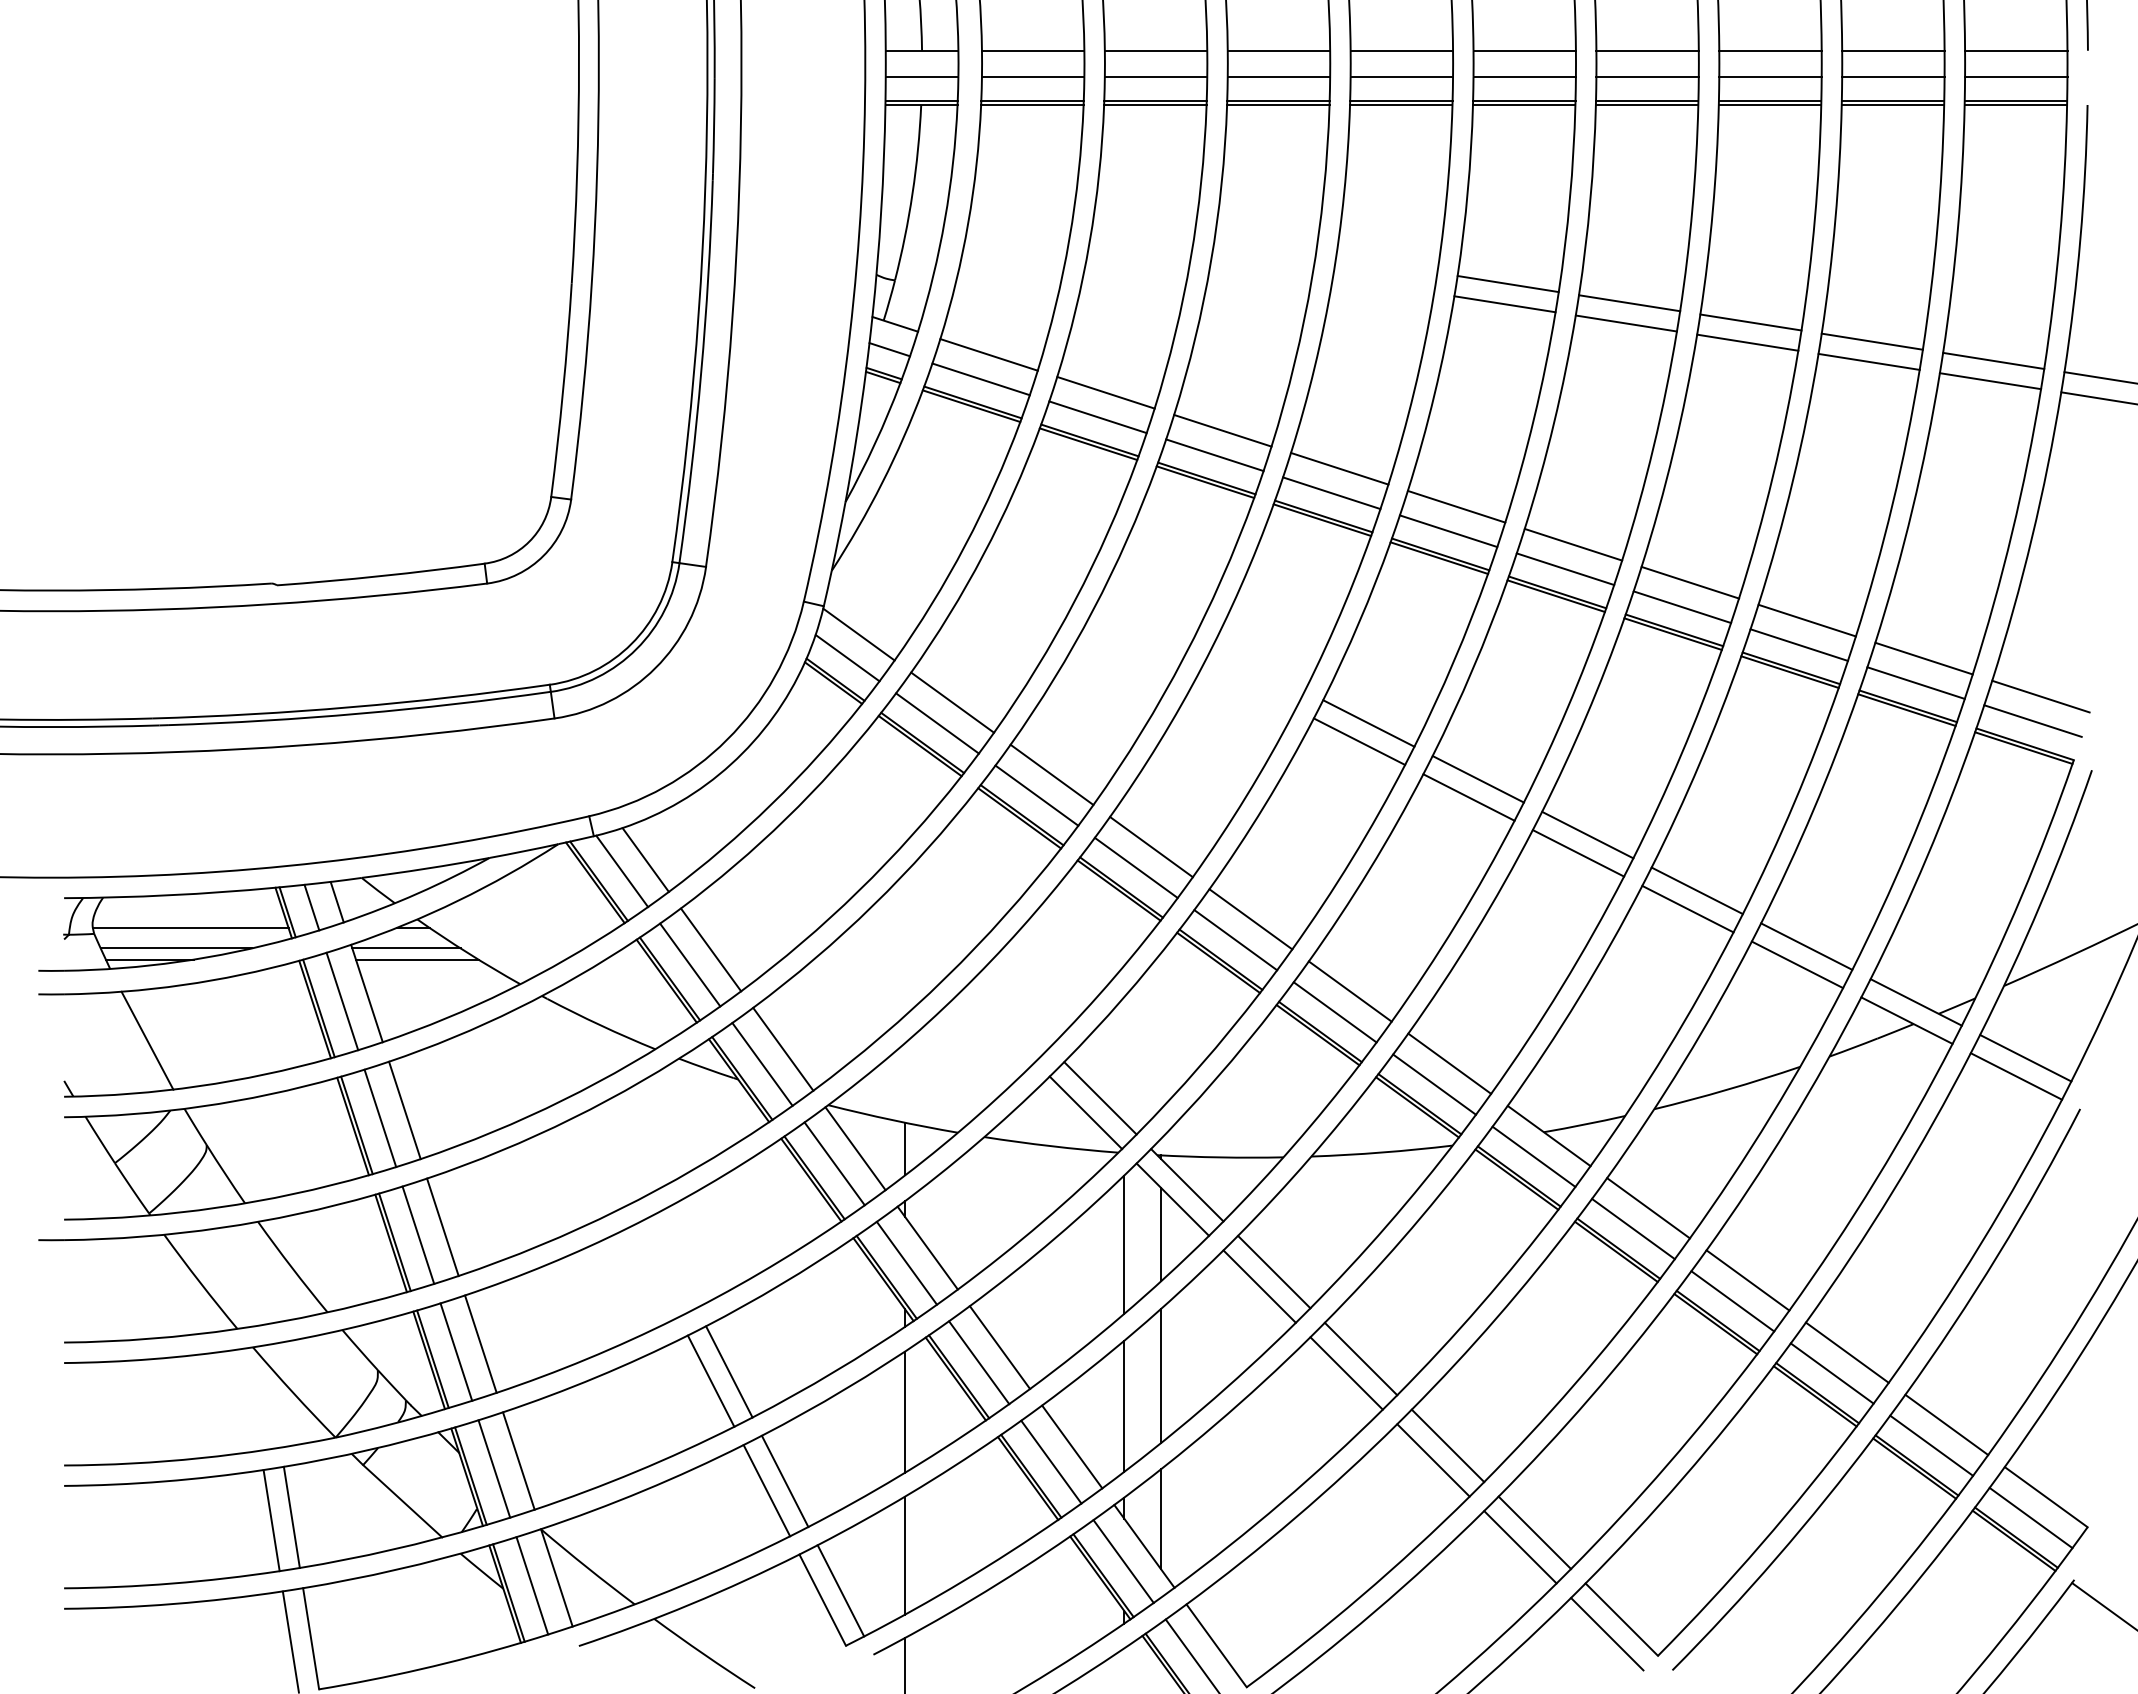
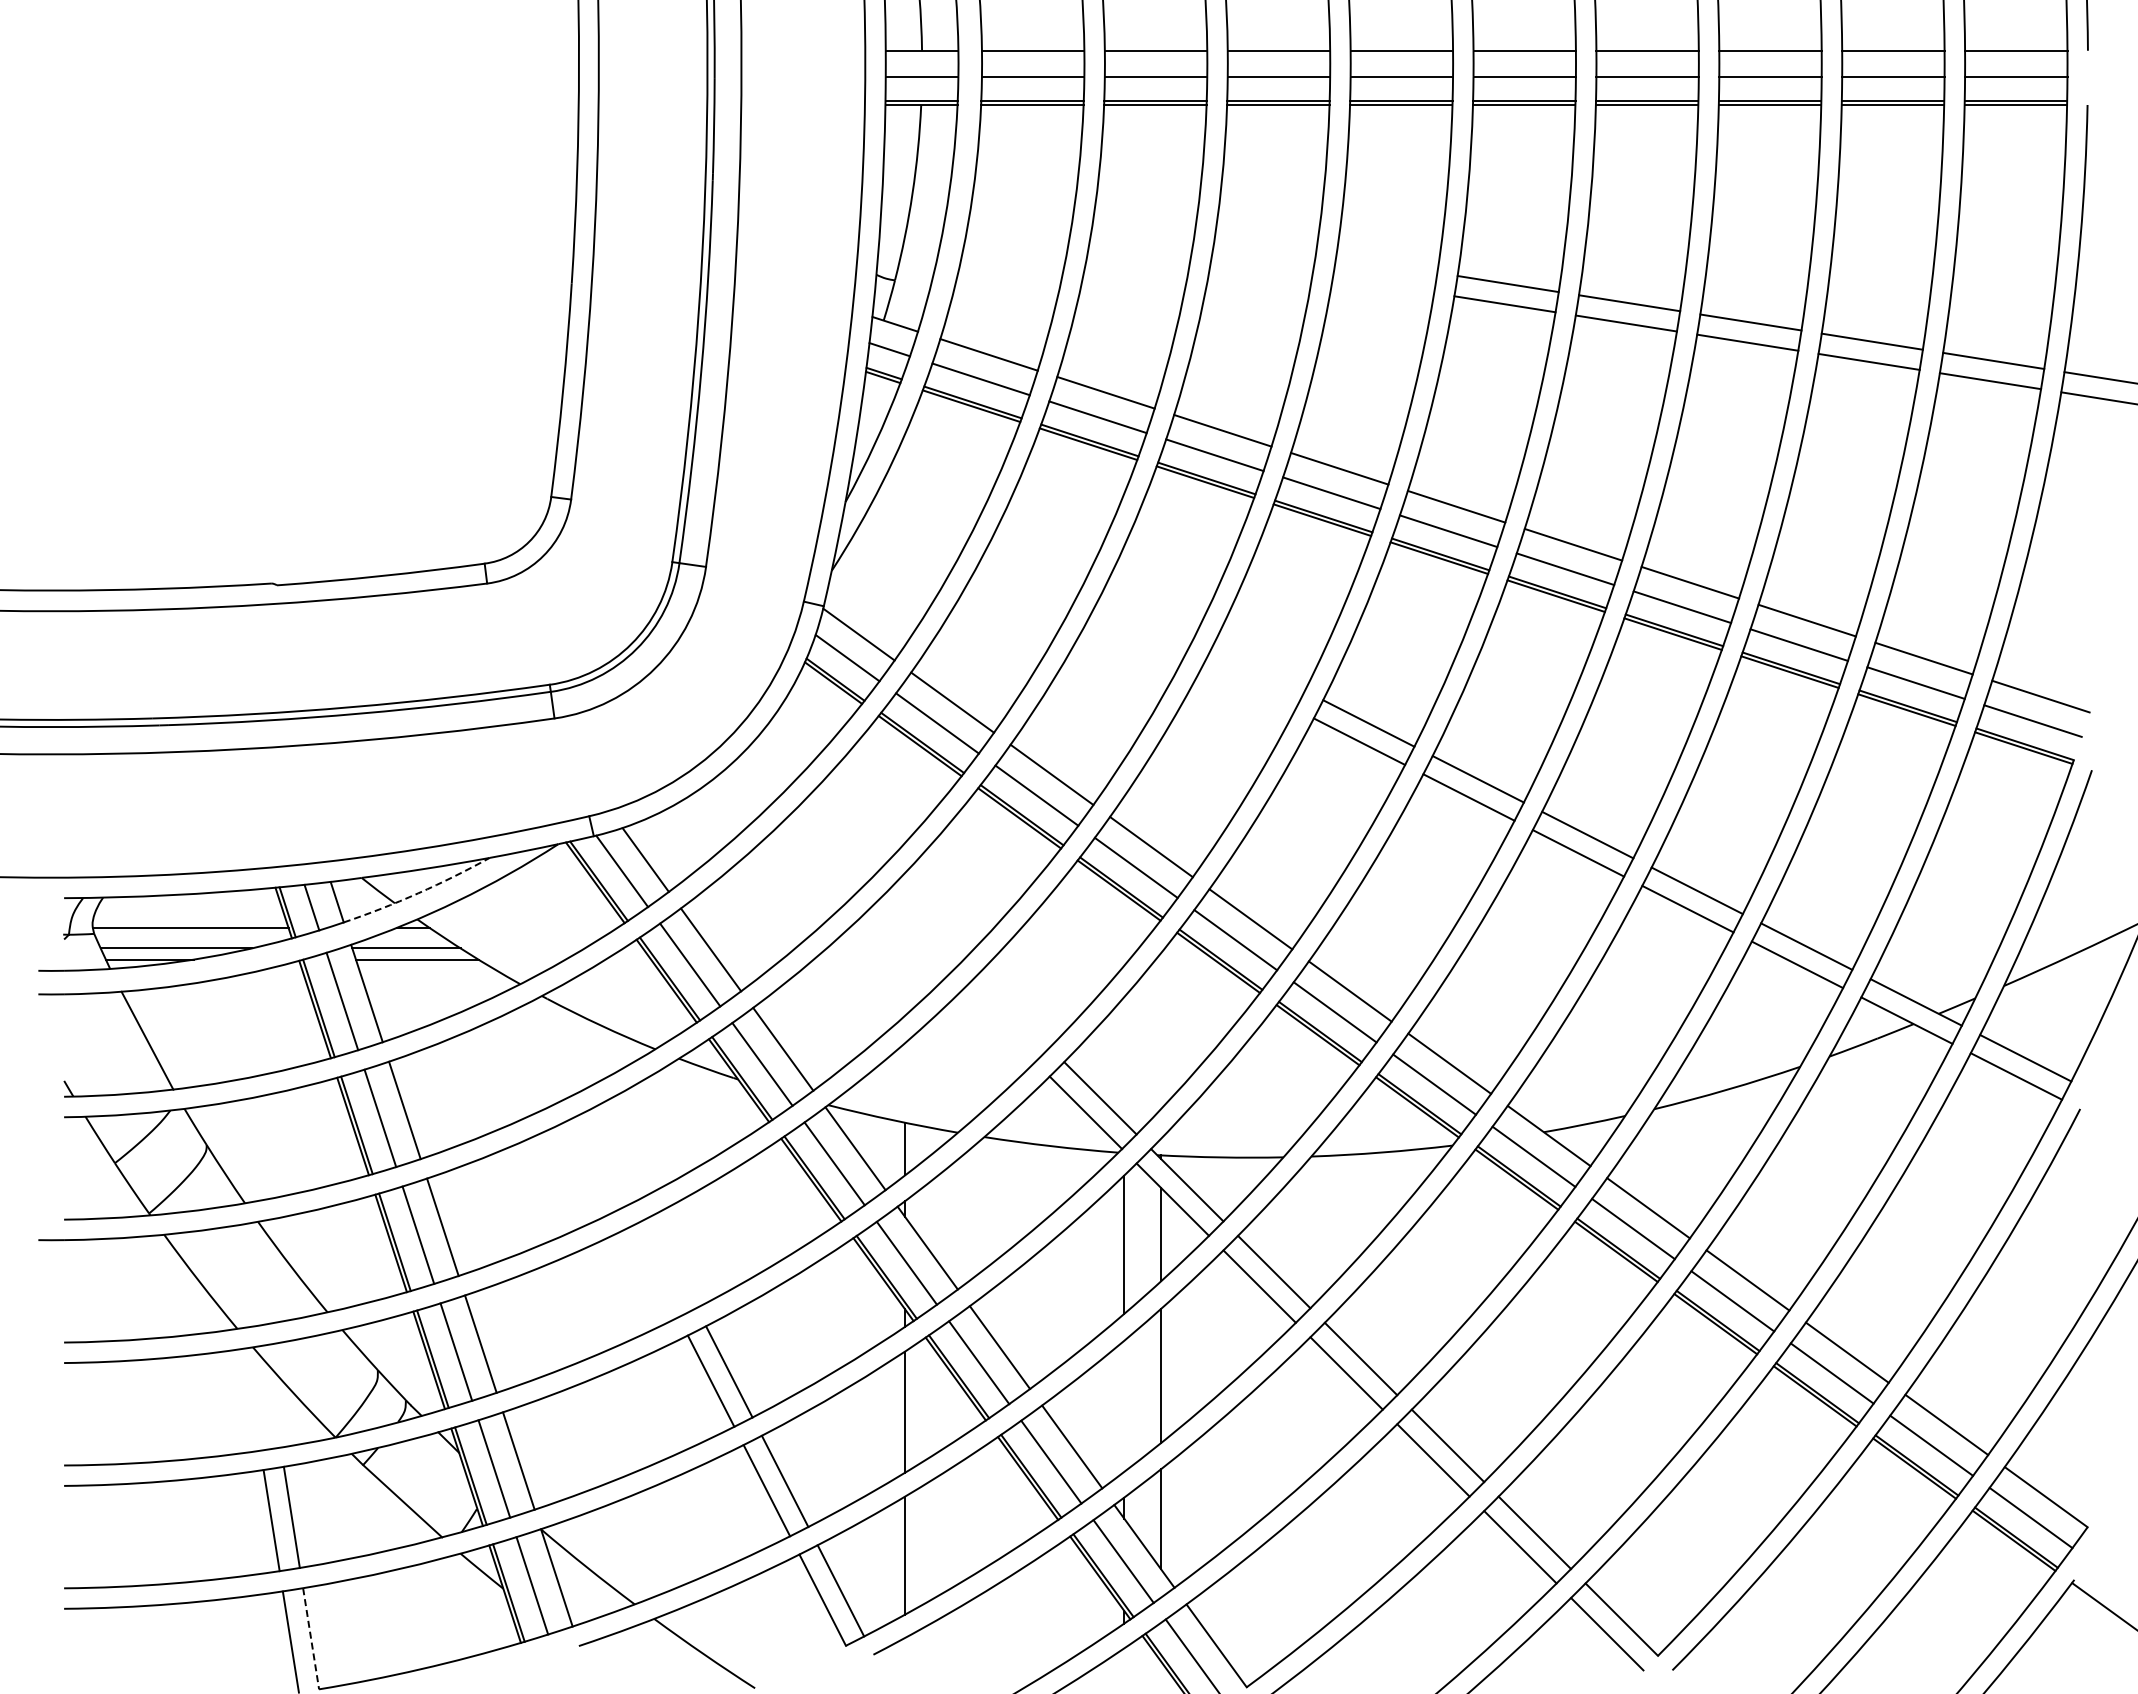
arc: solid -> dashed (418, 893)
line: present -> none (1124, 1405)
line: solid -> dashed (311, 1639)
line: present -> none (905, 1663)
